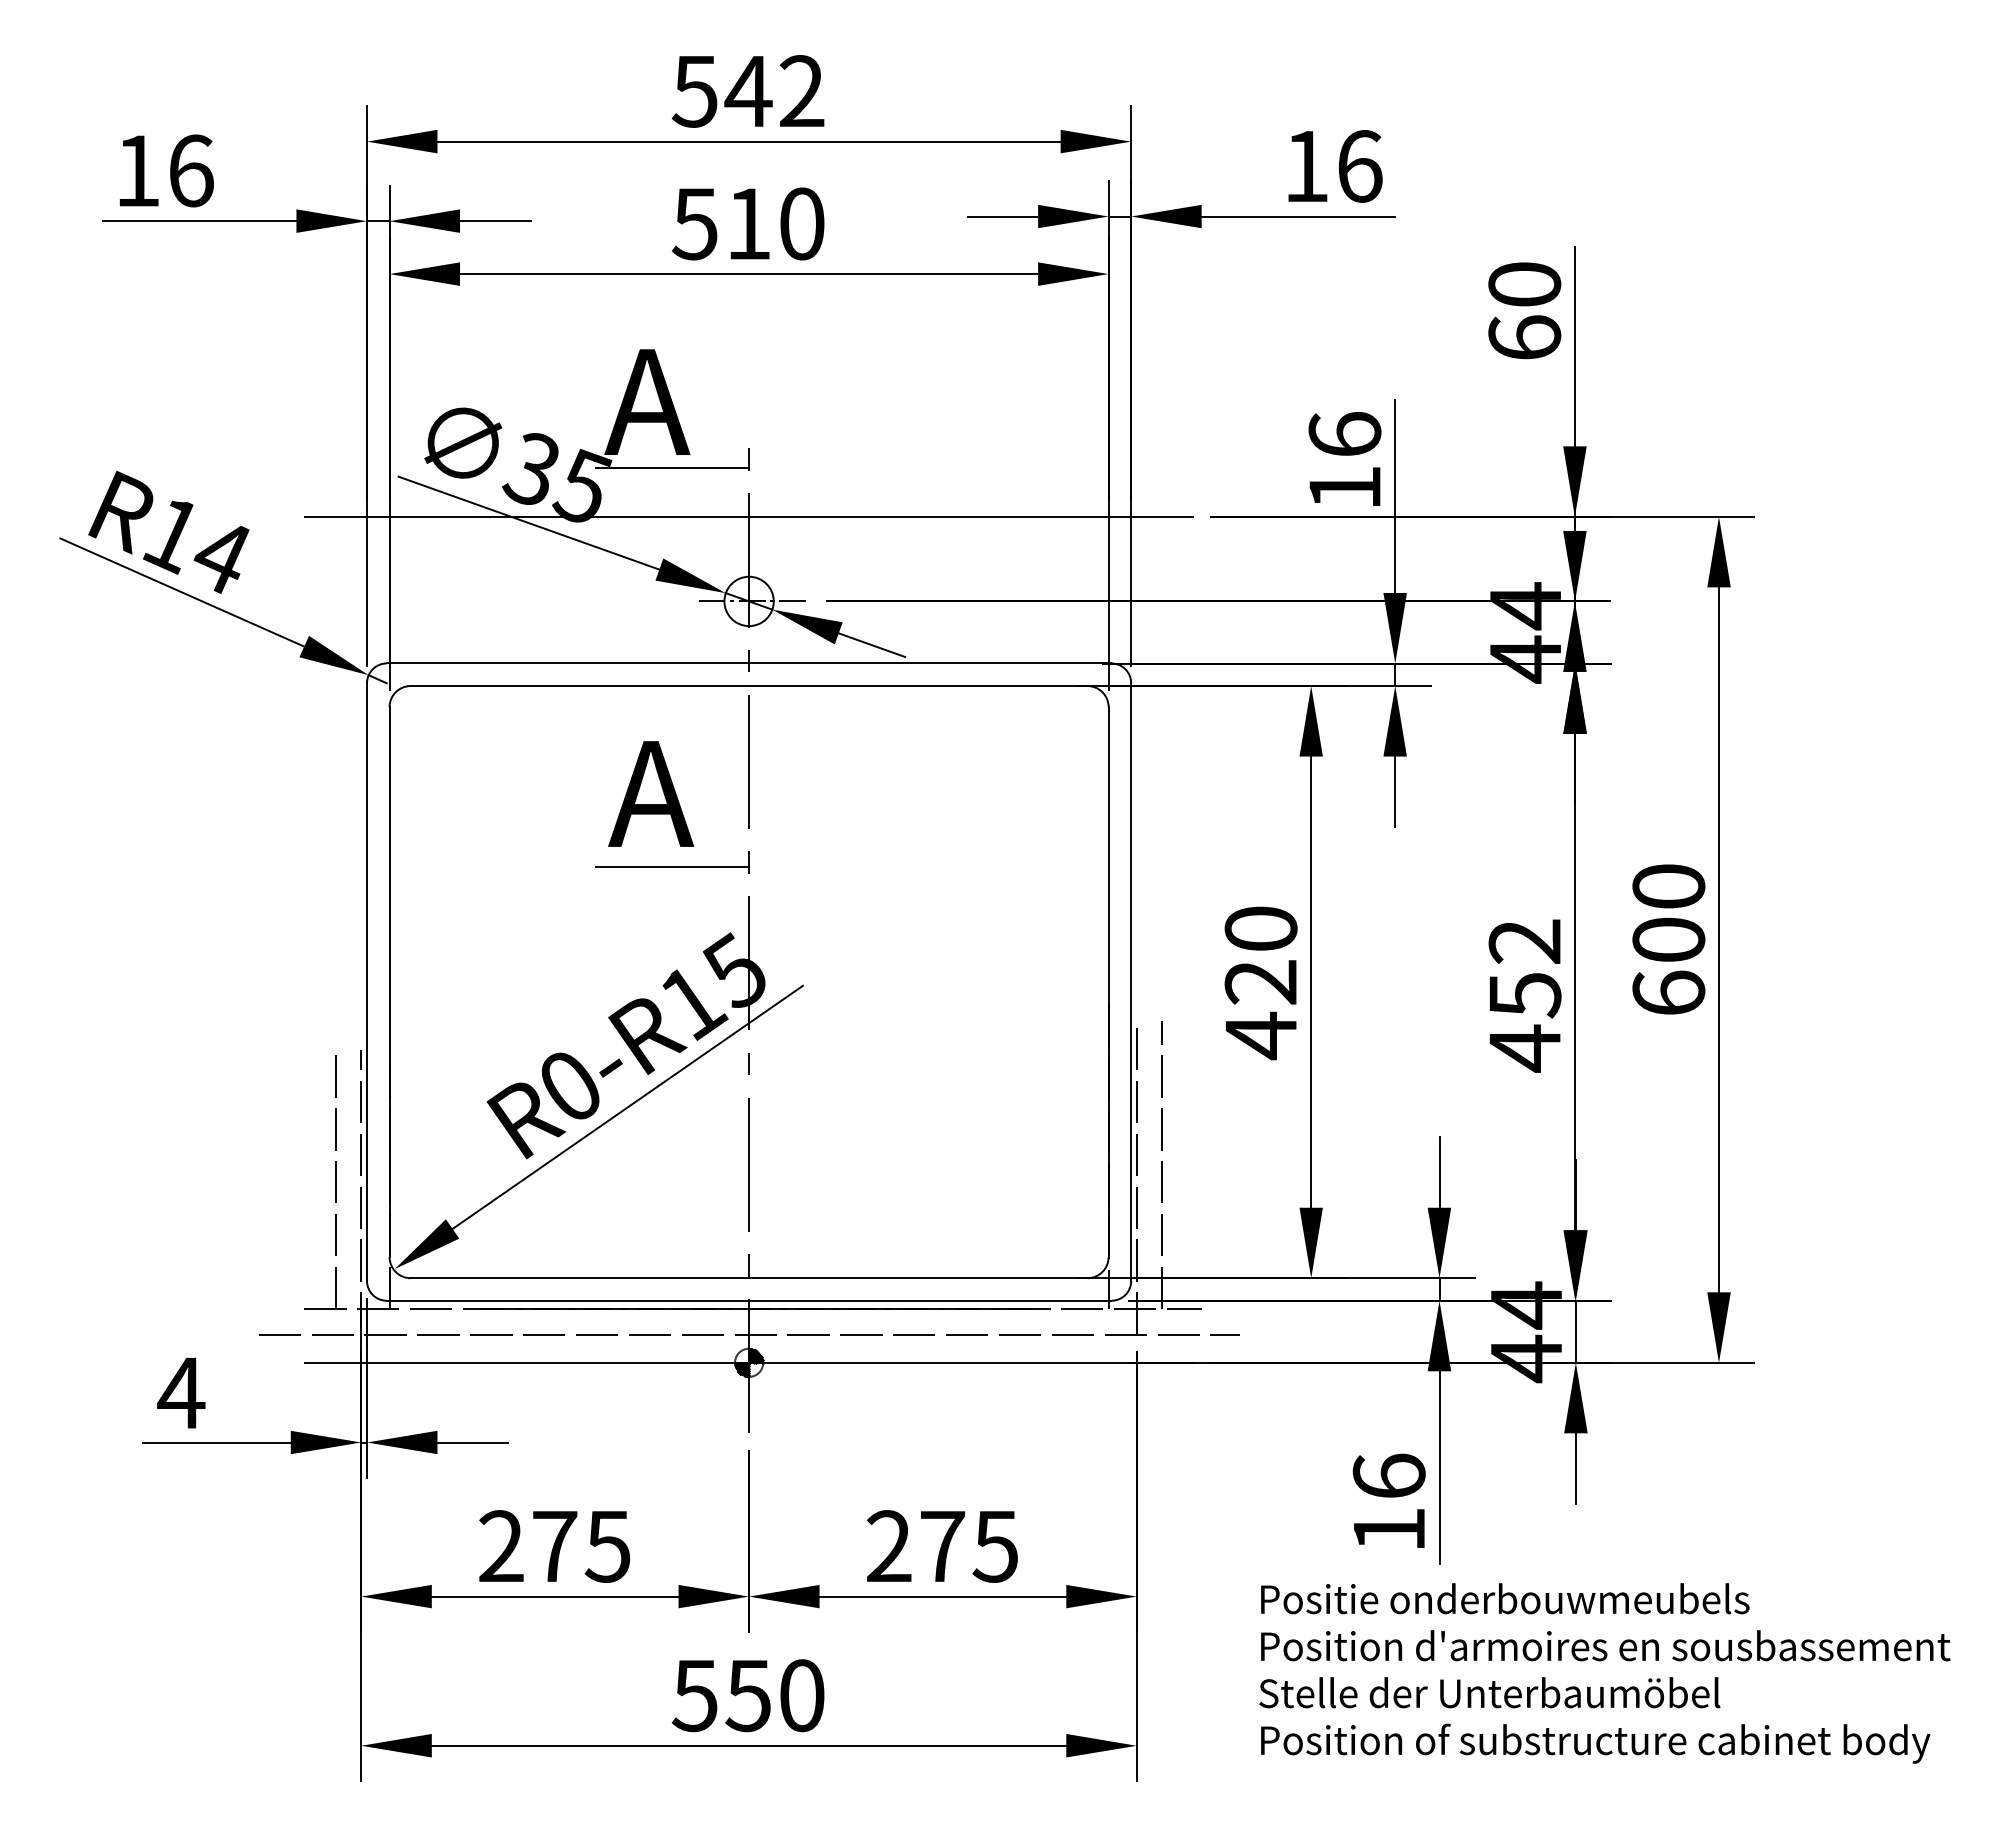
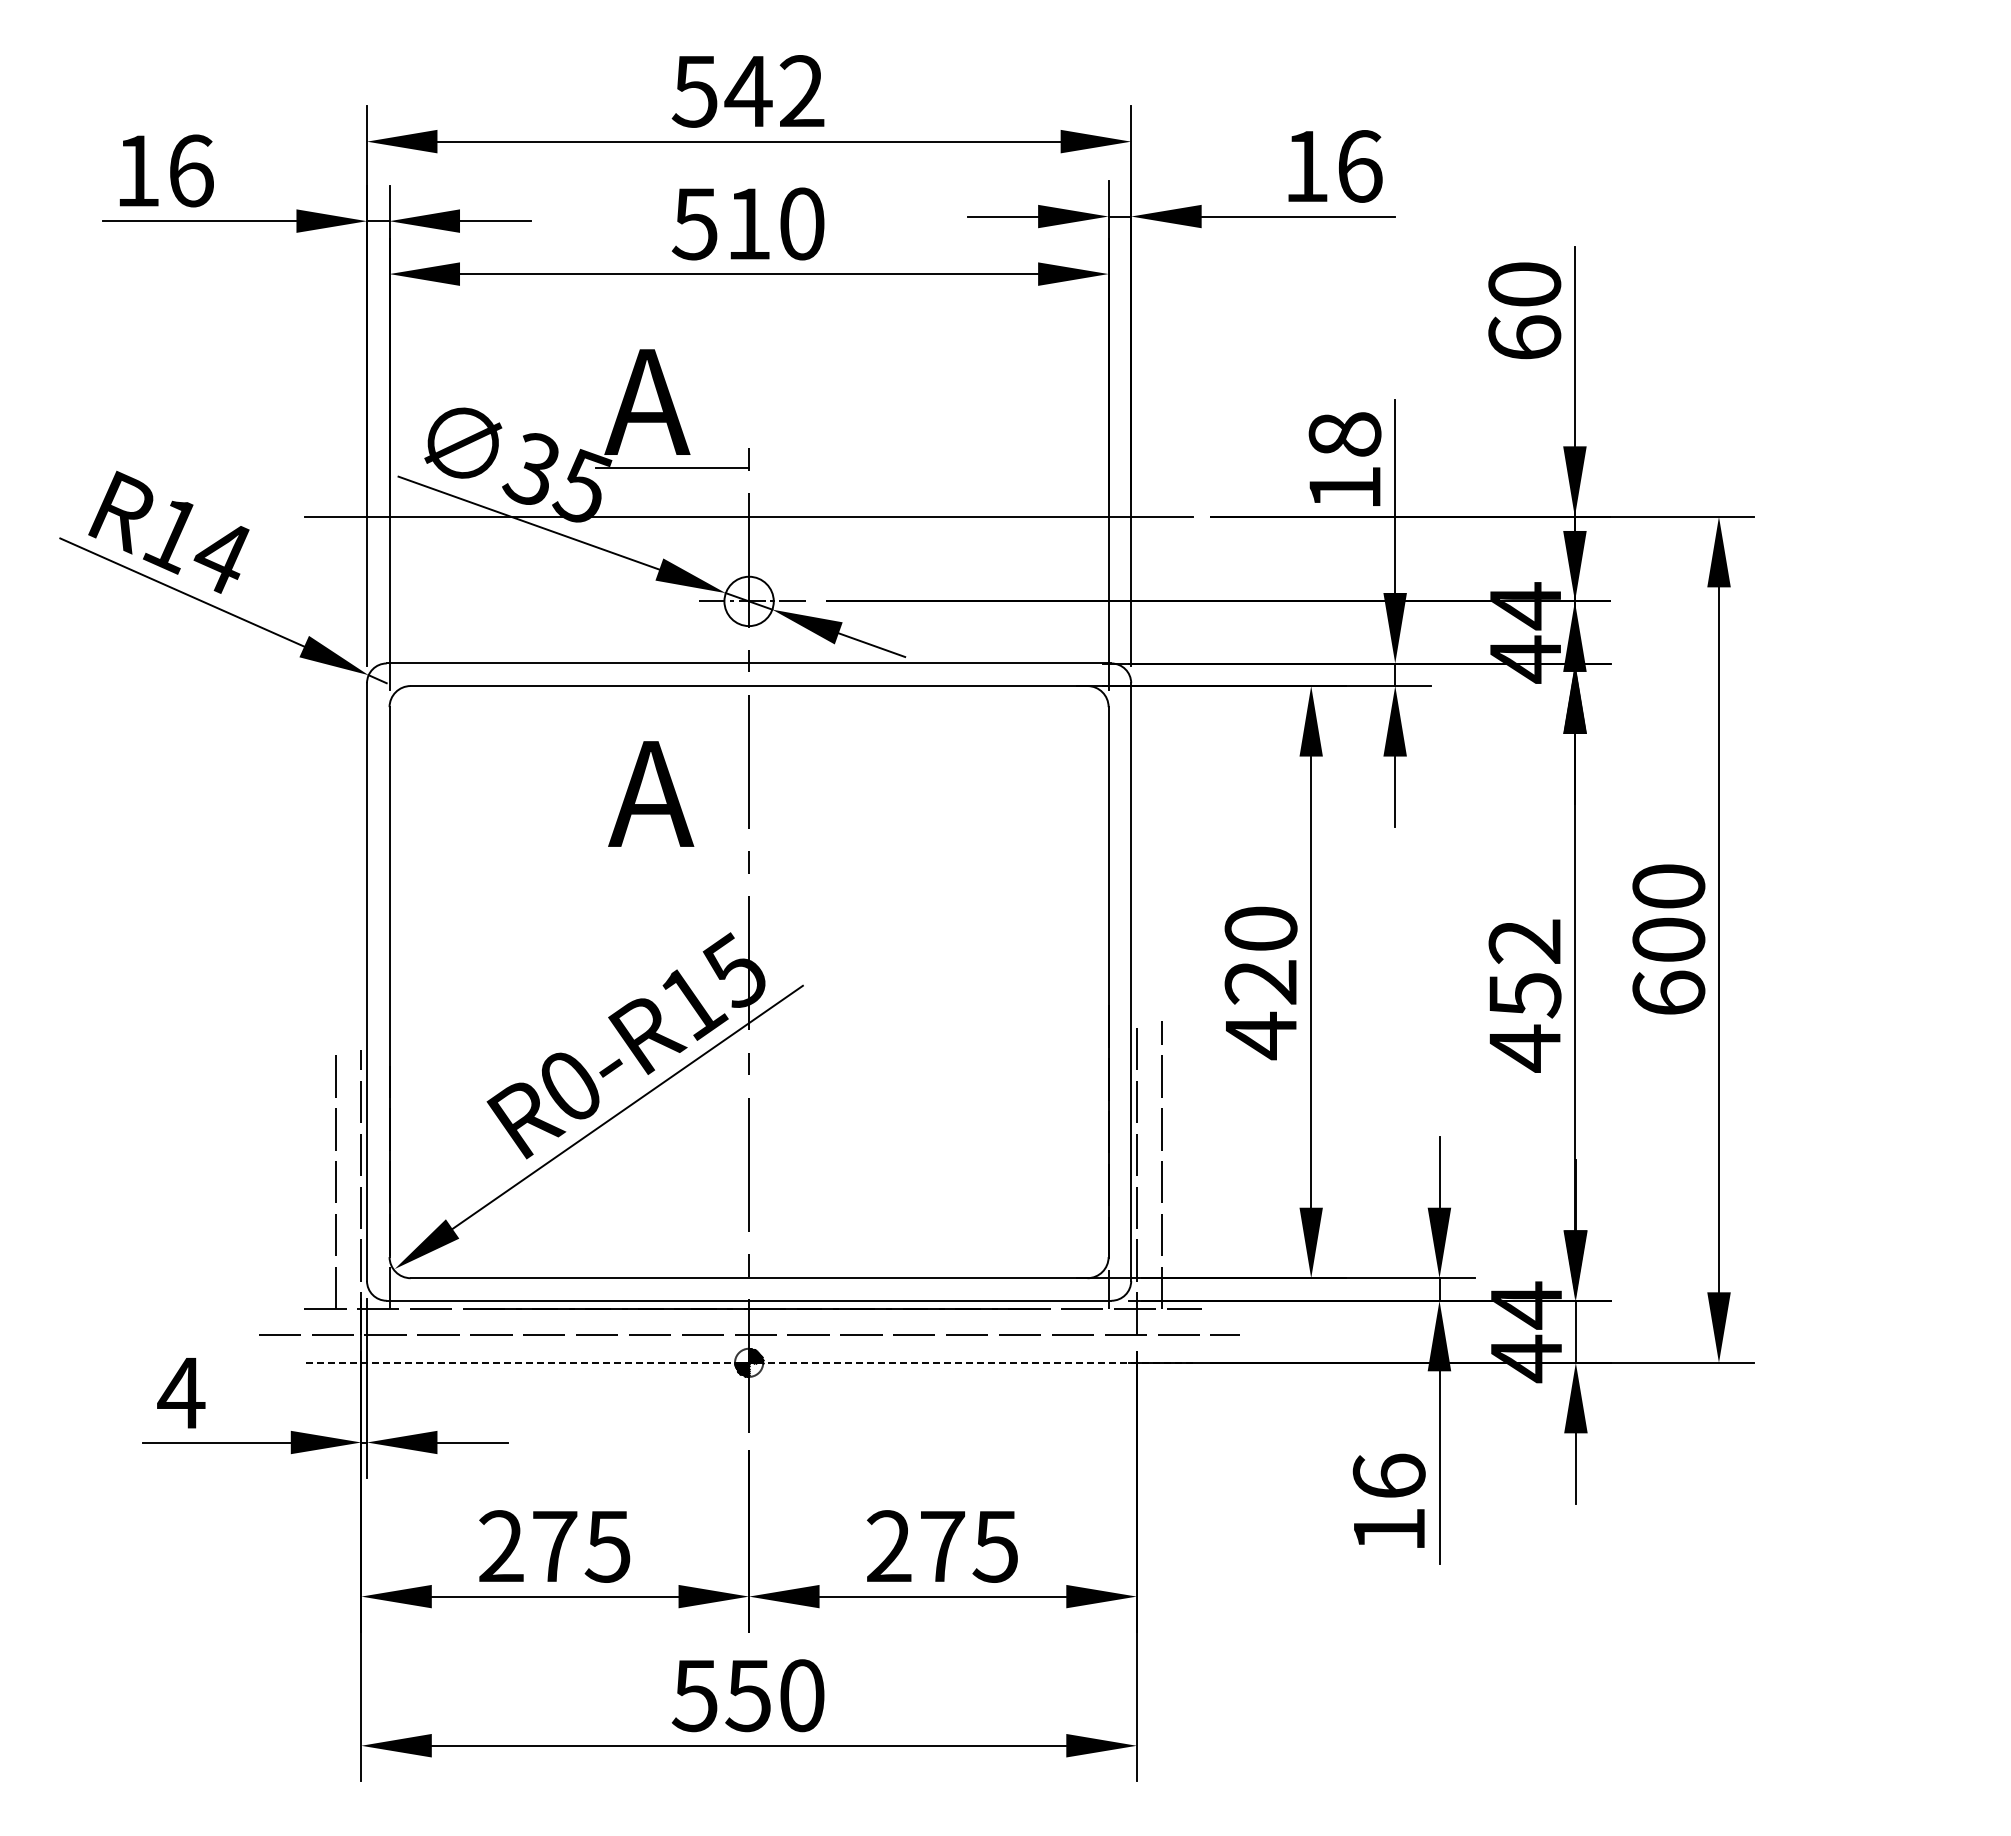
text: 16 -> 18 (1344, 434)
line: present -> none (672, 866)
line: solid -> dashed (748, 1362)
part: present -> none (1601, 1661)
